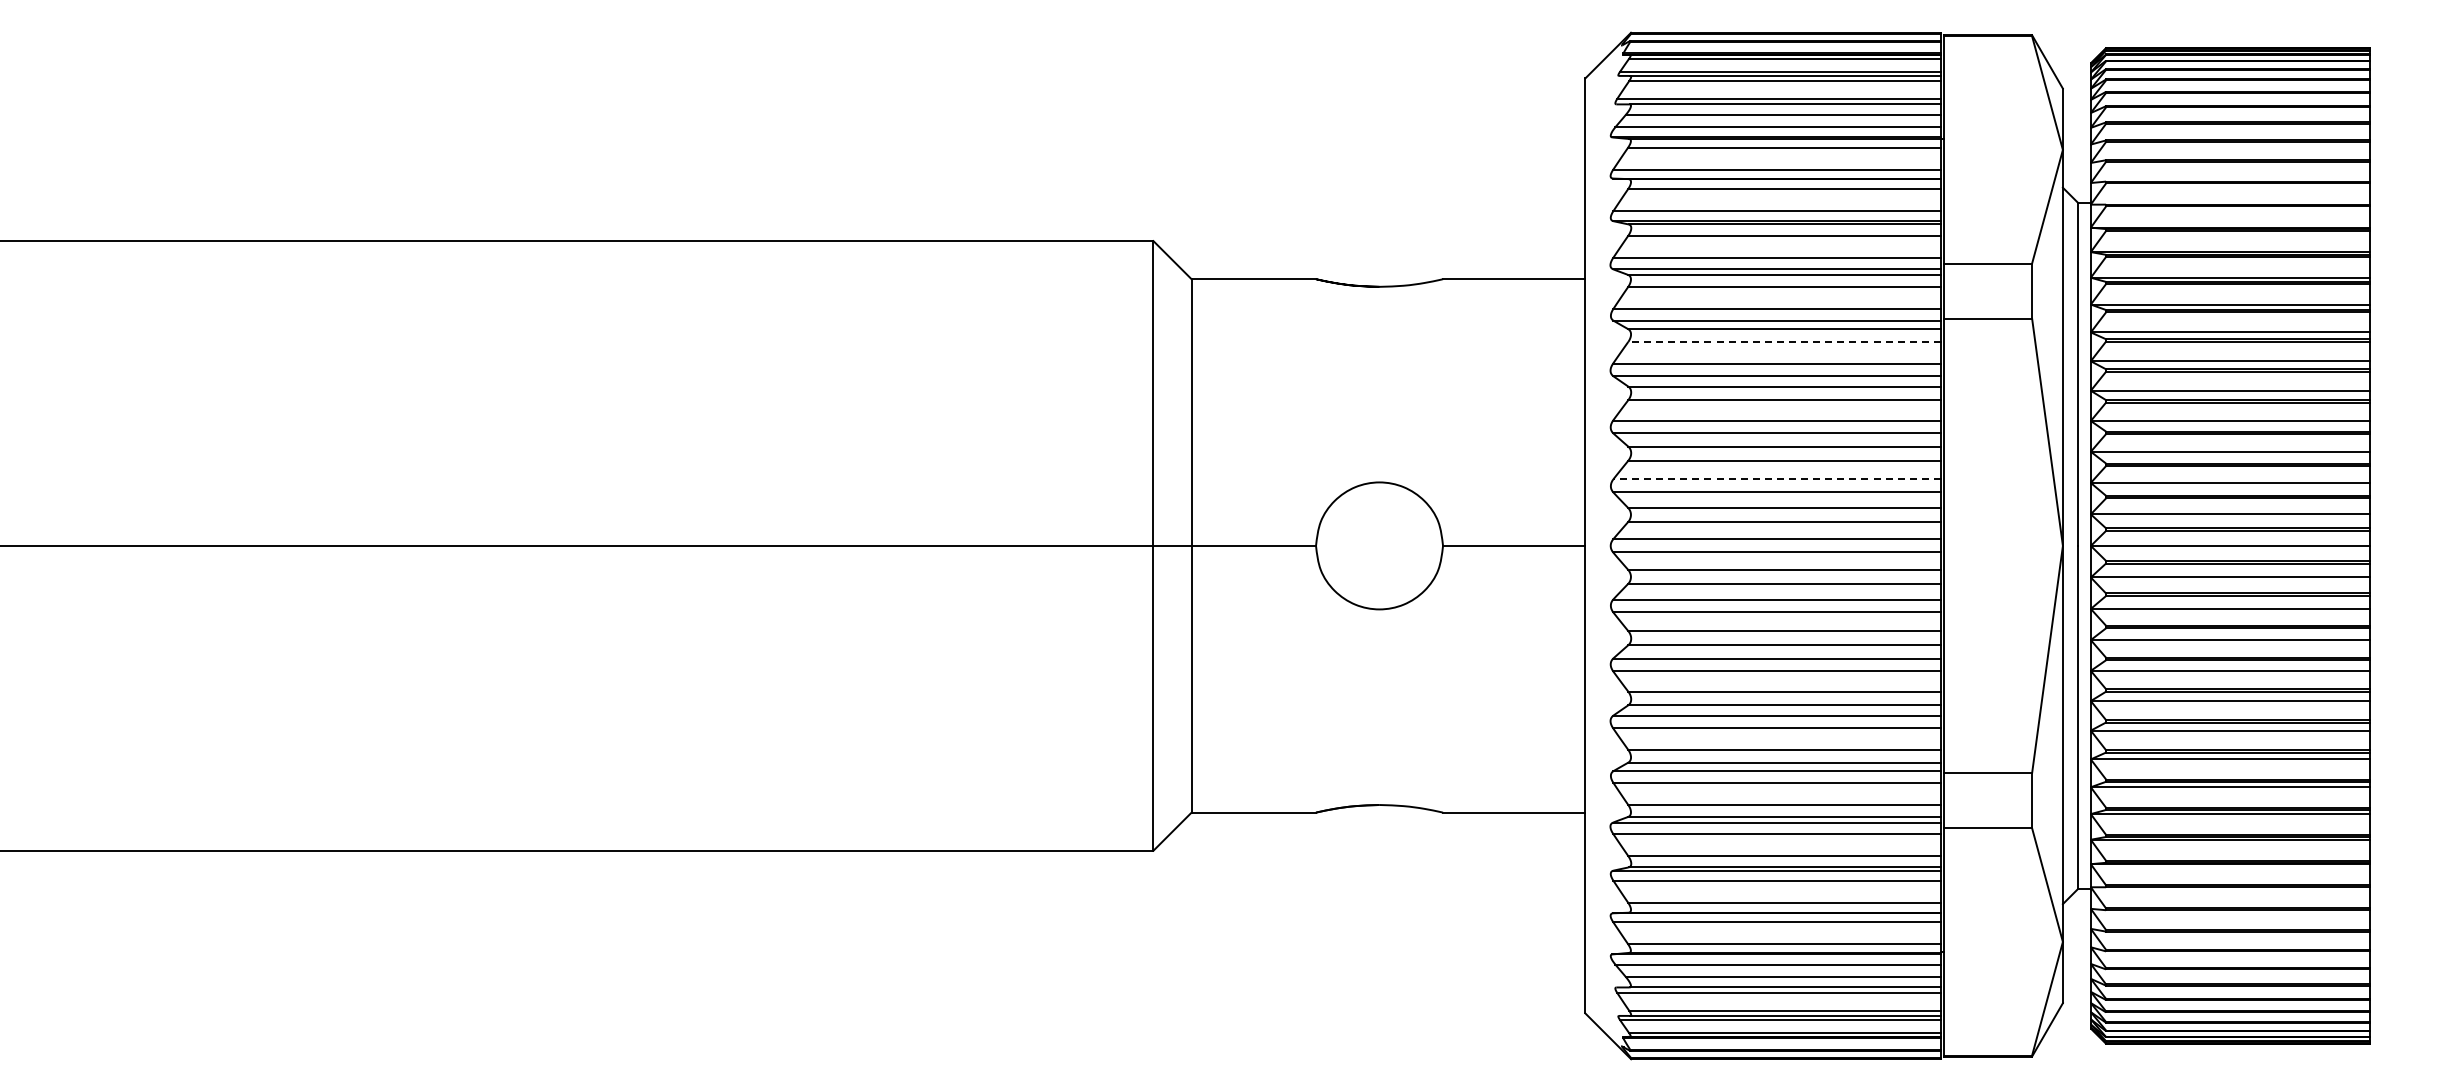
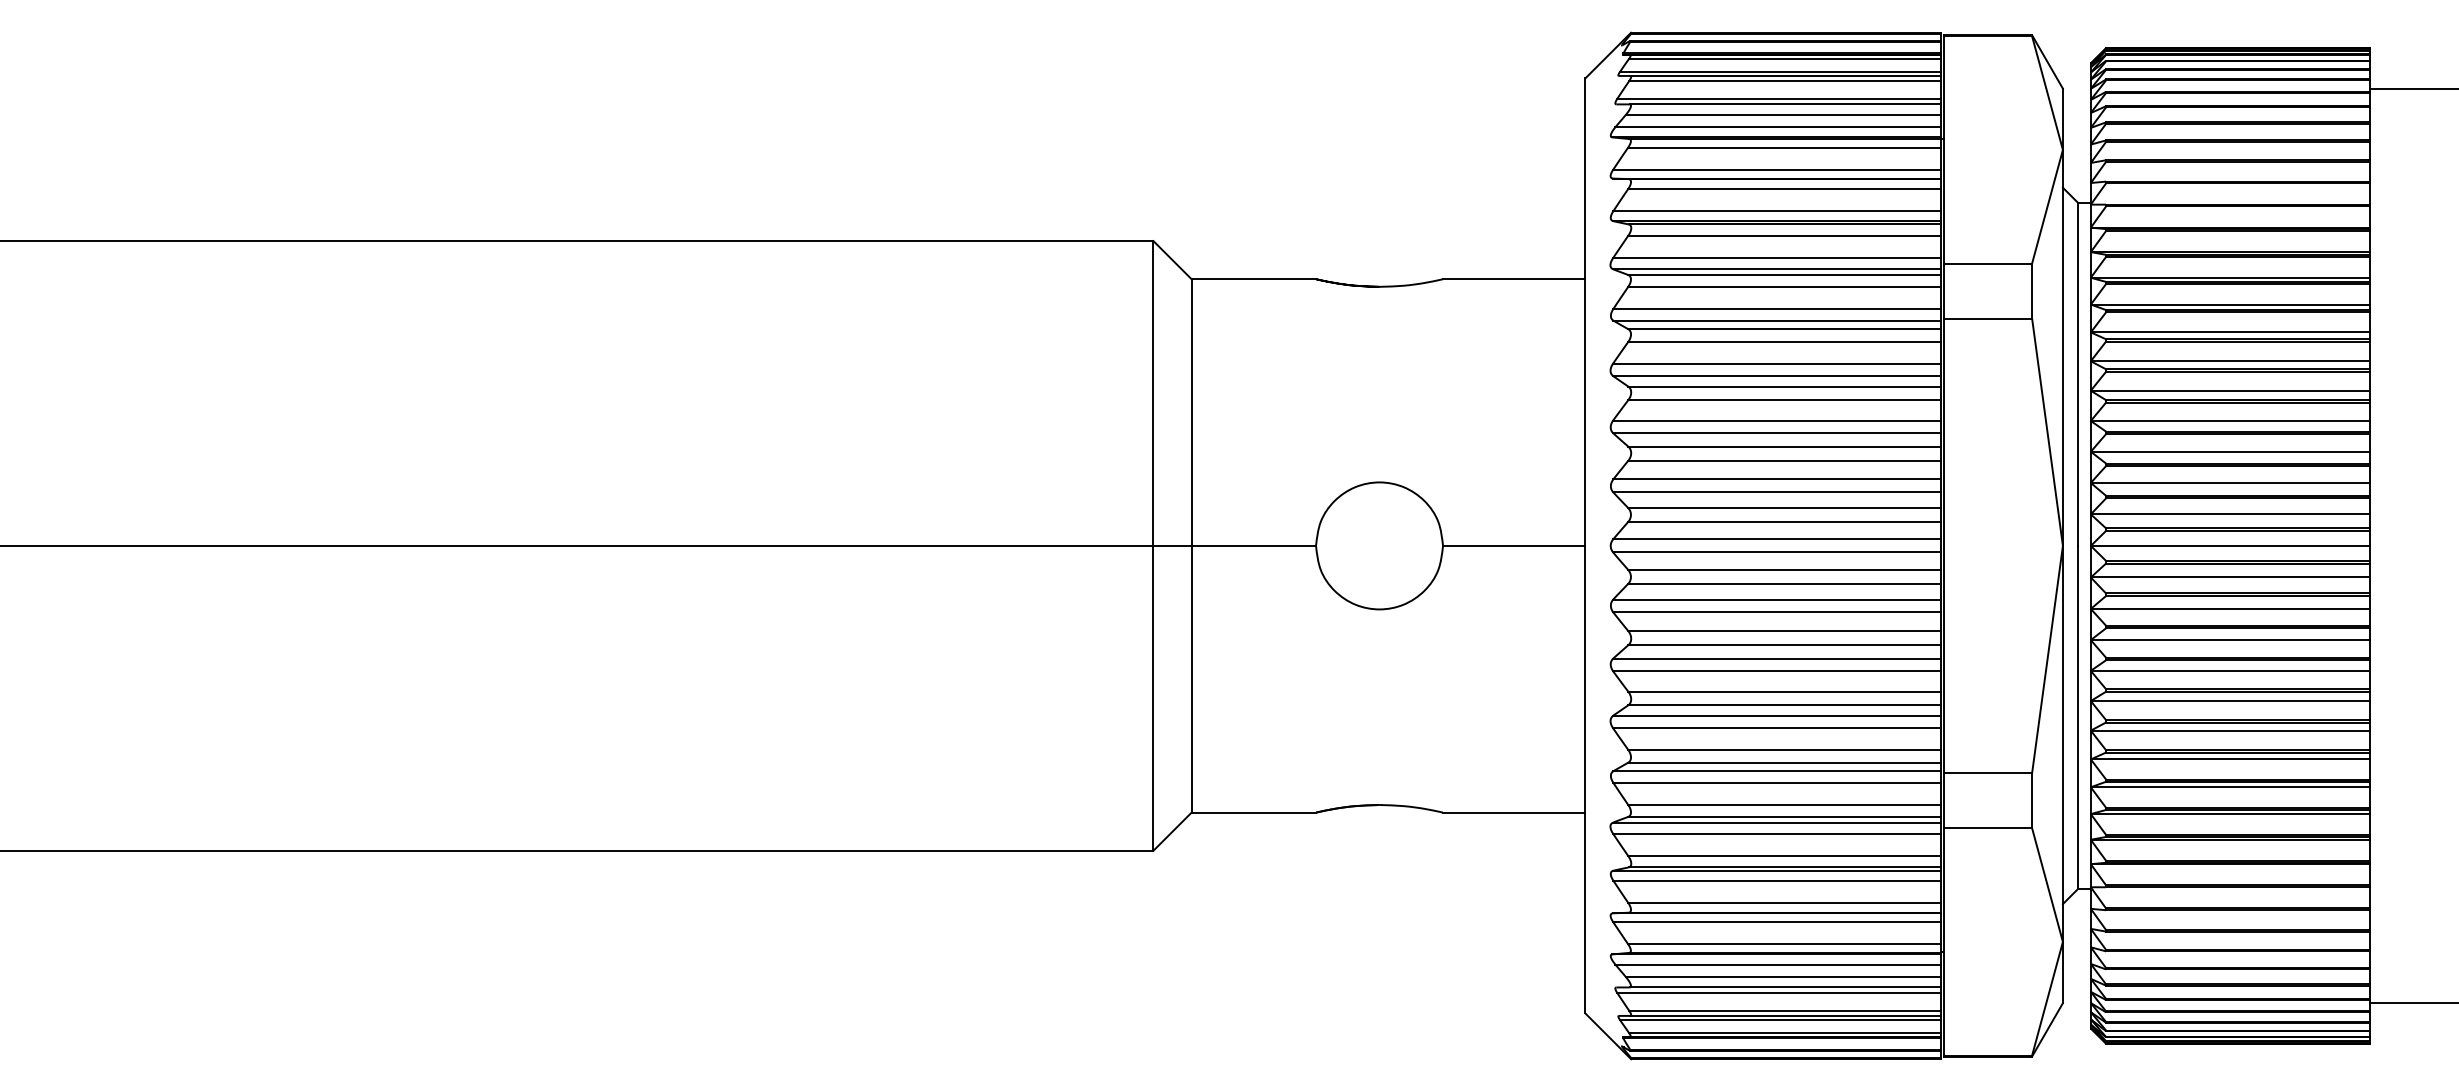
line: none -> present (2412, 88)
line: dashed -> solid (1784, 341)
line: dashed -> solid (1777, 479)
line: none -> present (2412, 1003)
